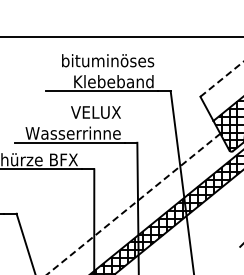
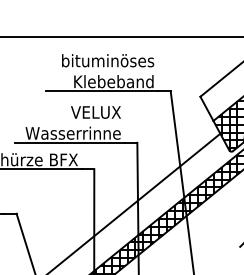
line: dashed -> solid (222, 79)
line: dashed -> solid (133, 204)
